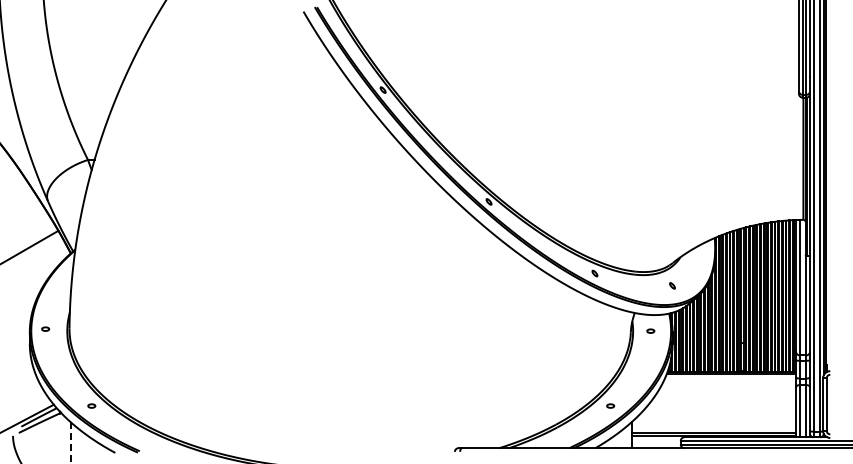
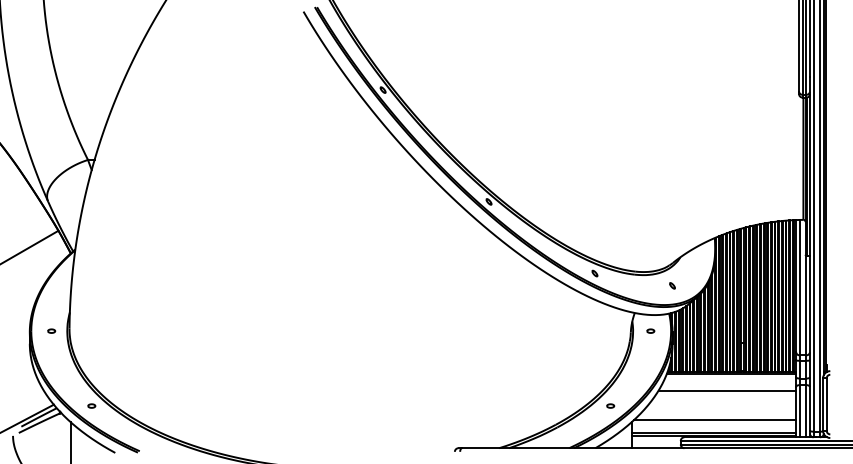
part position: (45, 328) -> (51, 330) (51, 330)
line: none -> present (727, 390)
line: none -> present (715, 419)
line: dashed -> solid (70, 442)
